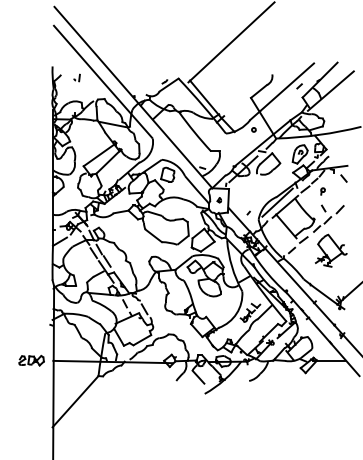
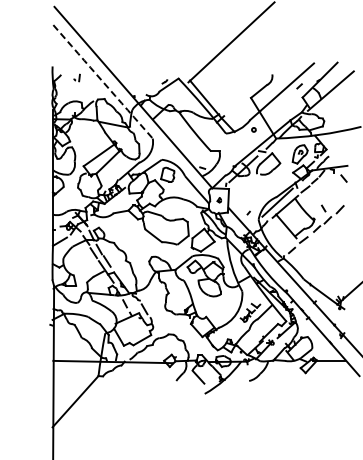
arc: solid -> dashed (102, 81)
part: present -> none (322, 191)
part: present -> none (330, 250)
part: present -> none (31, 360)
